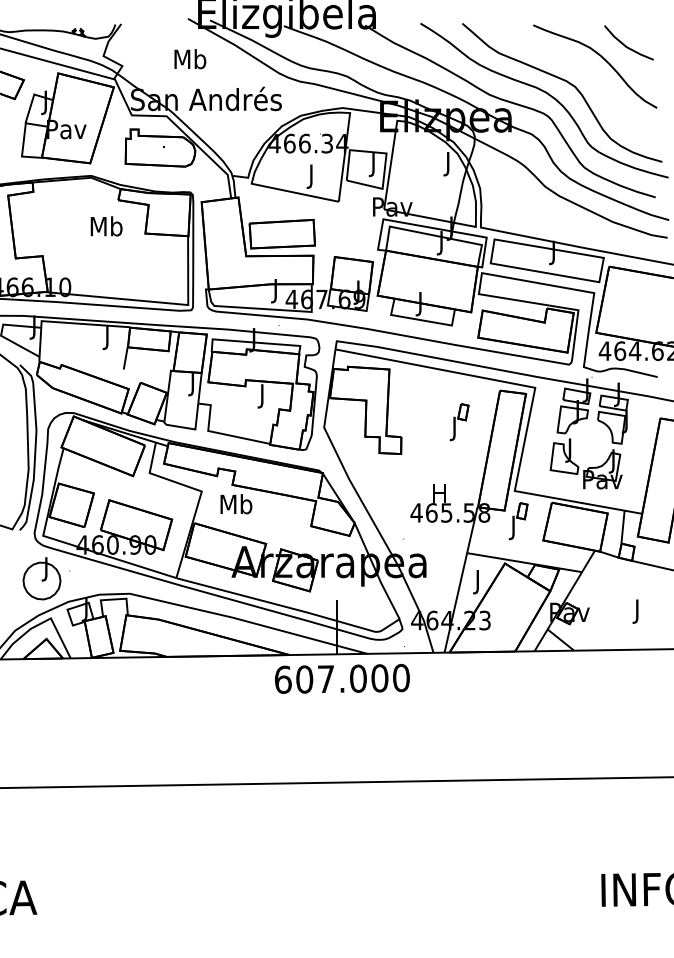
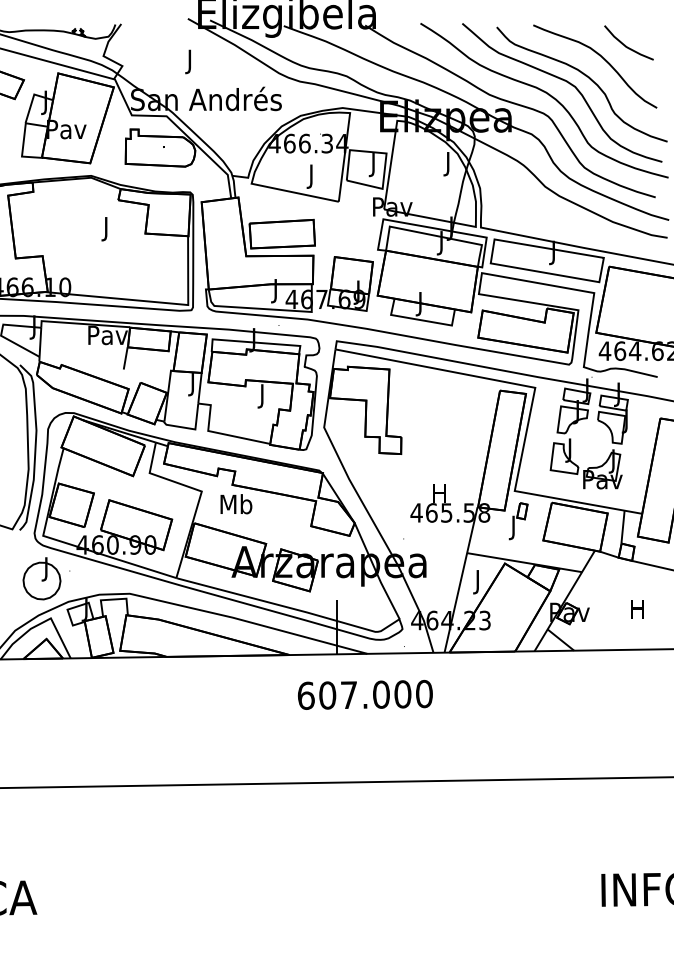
text: Mb -> J (190, 61)
curve: none -> present (585, 76)
text: Mb -> J (106, 228)
text: J -> Pav (107, 337)
part: present -> none (459, 422)
text: J -> H (637, 611)
text position: (342, 678) -> (365, 694) (365, 694)
